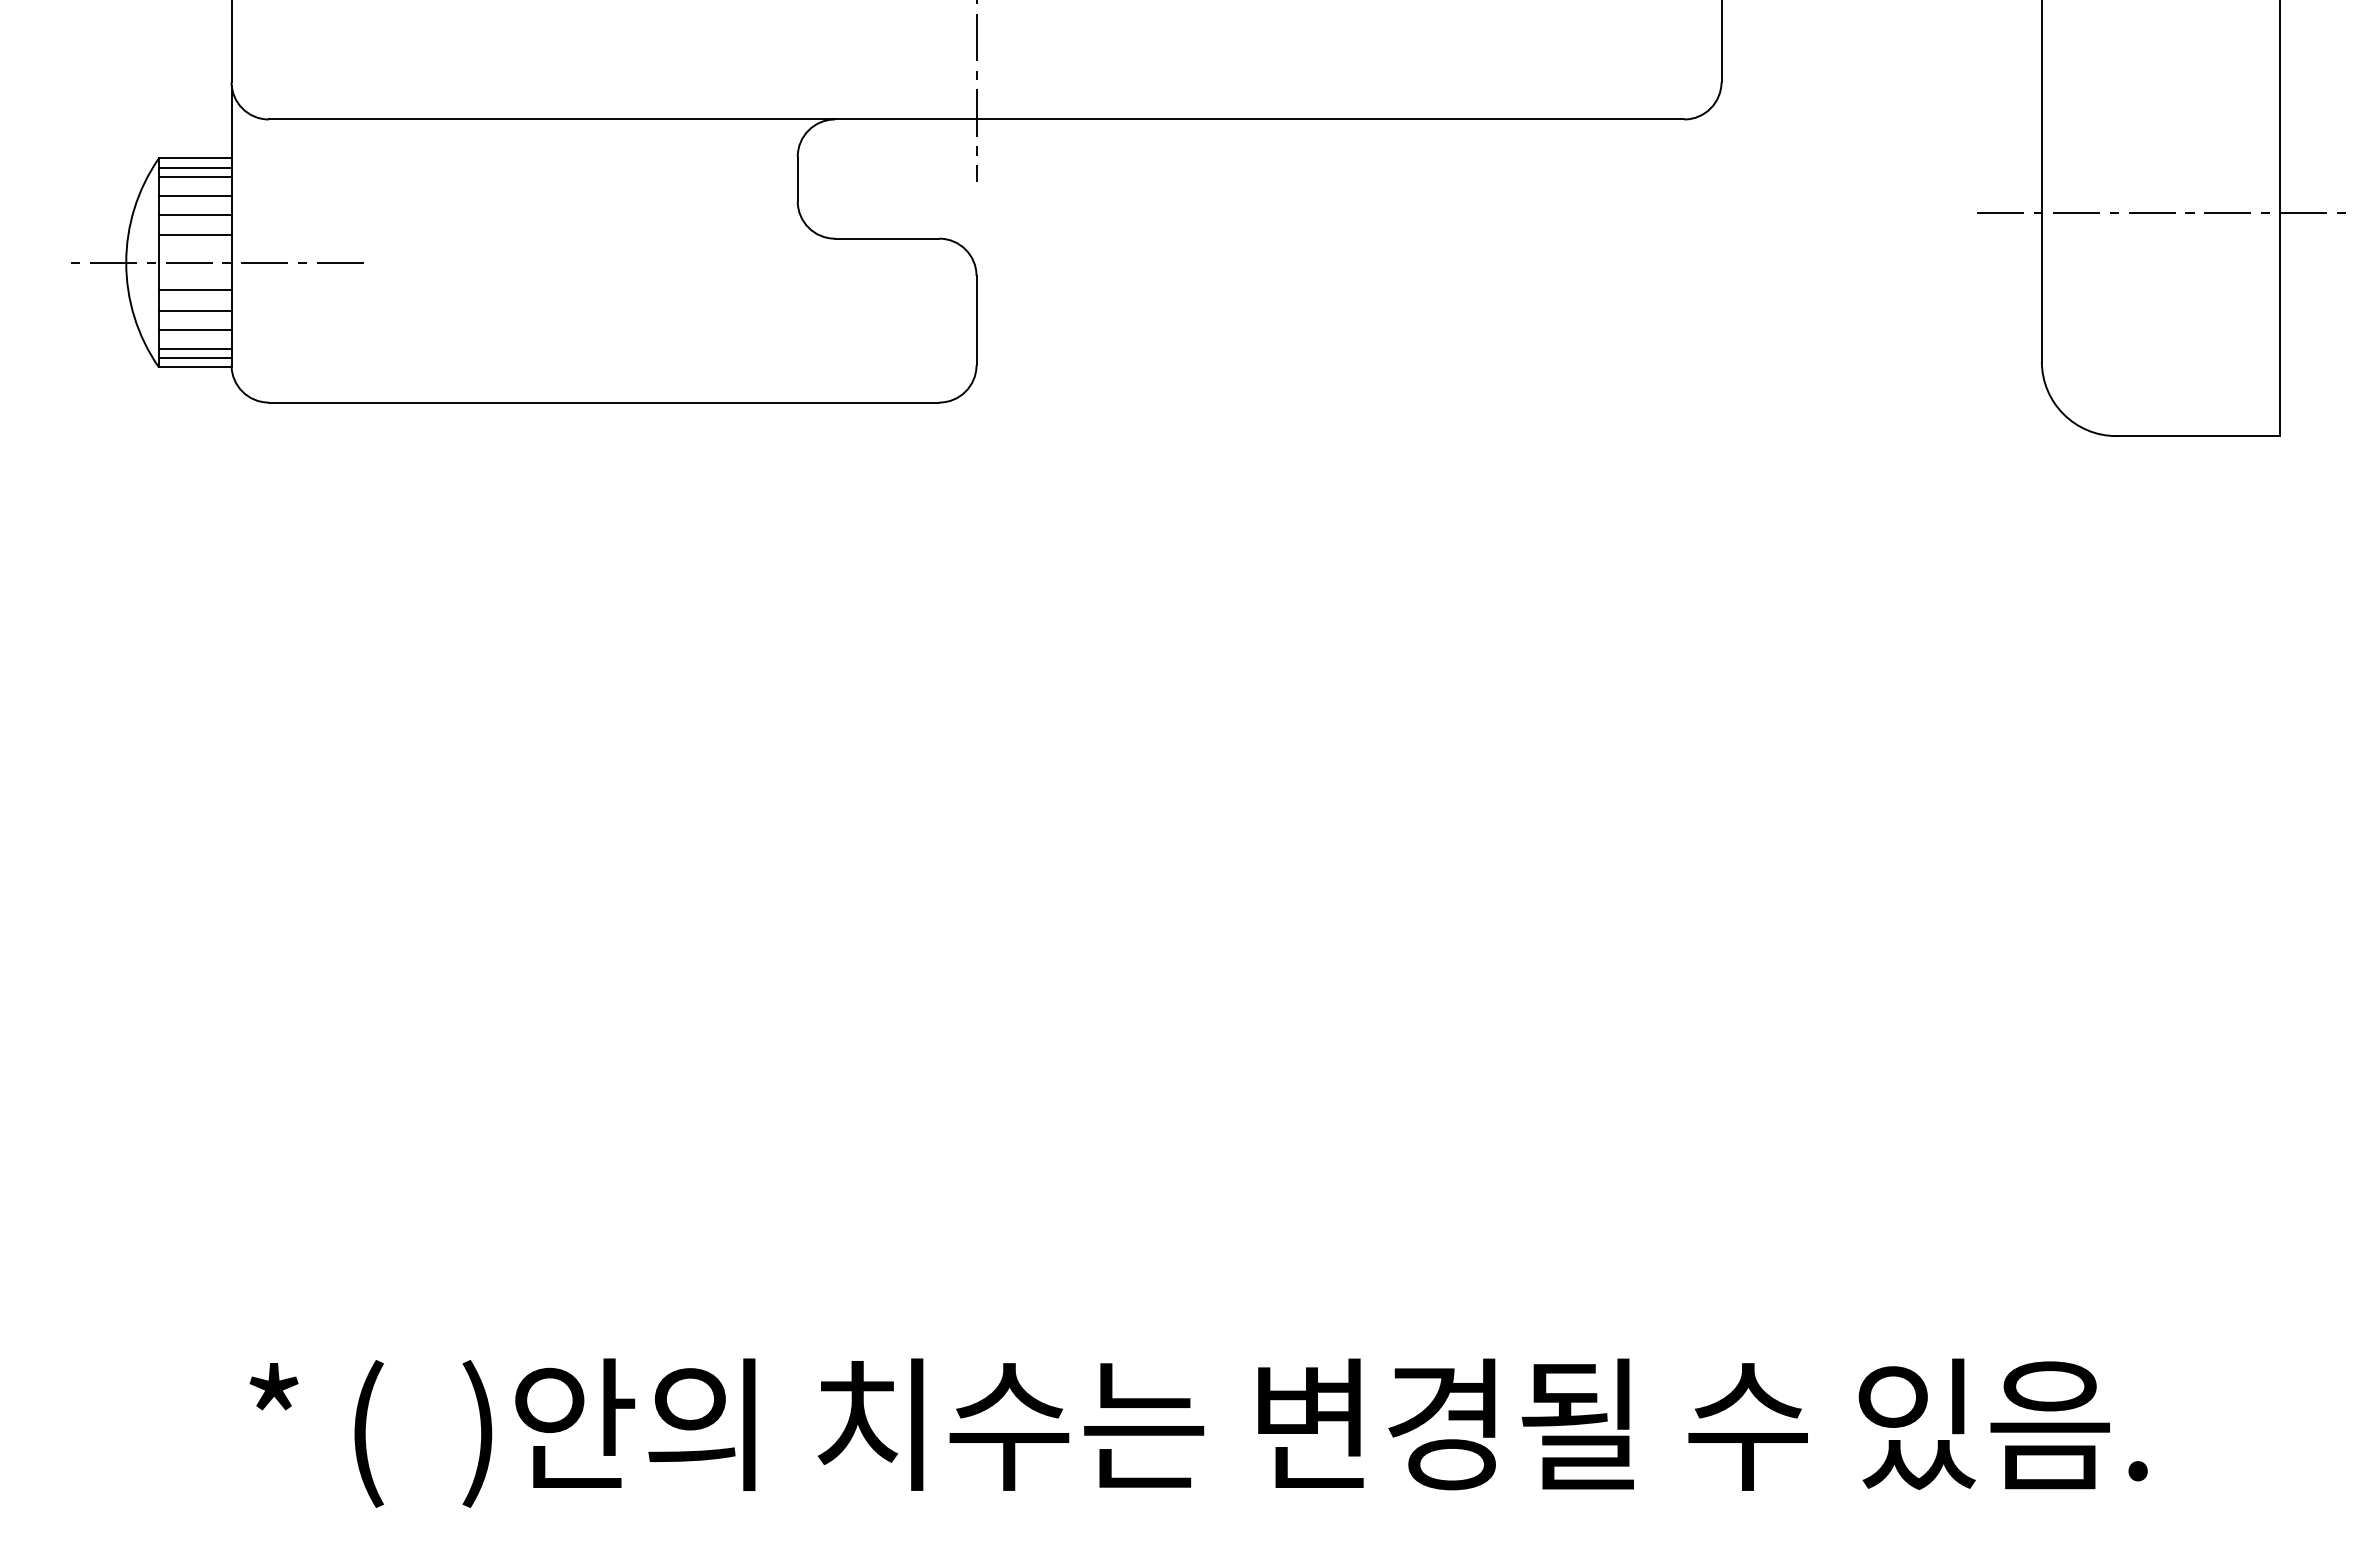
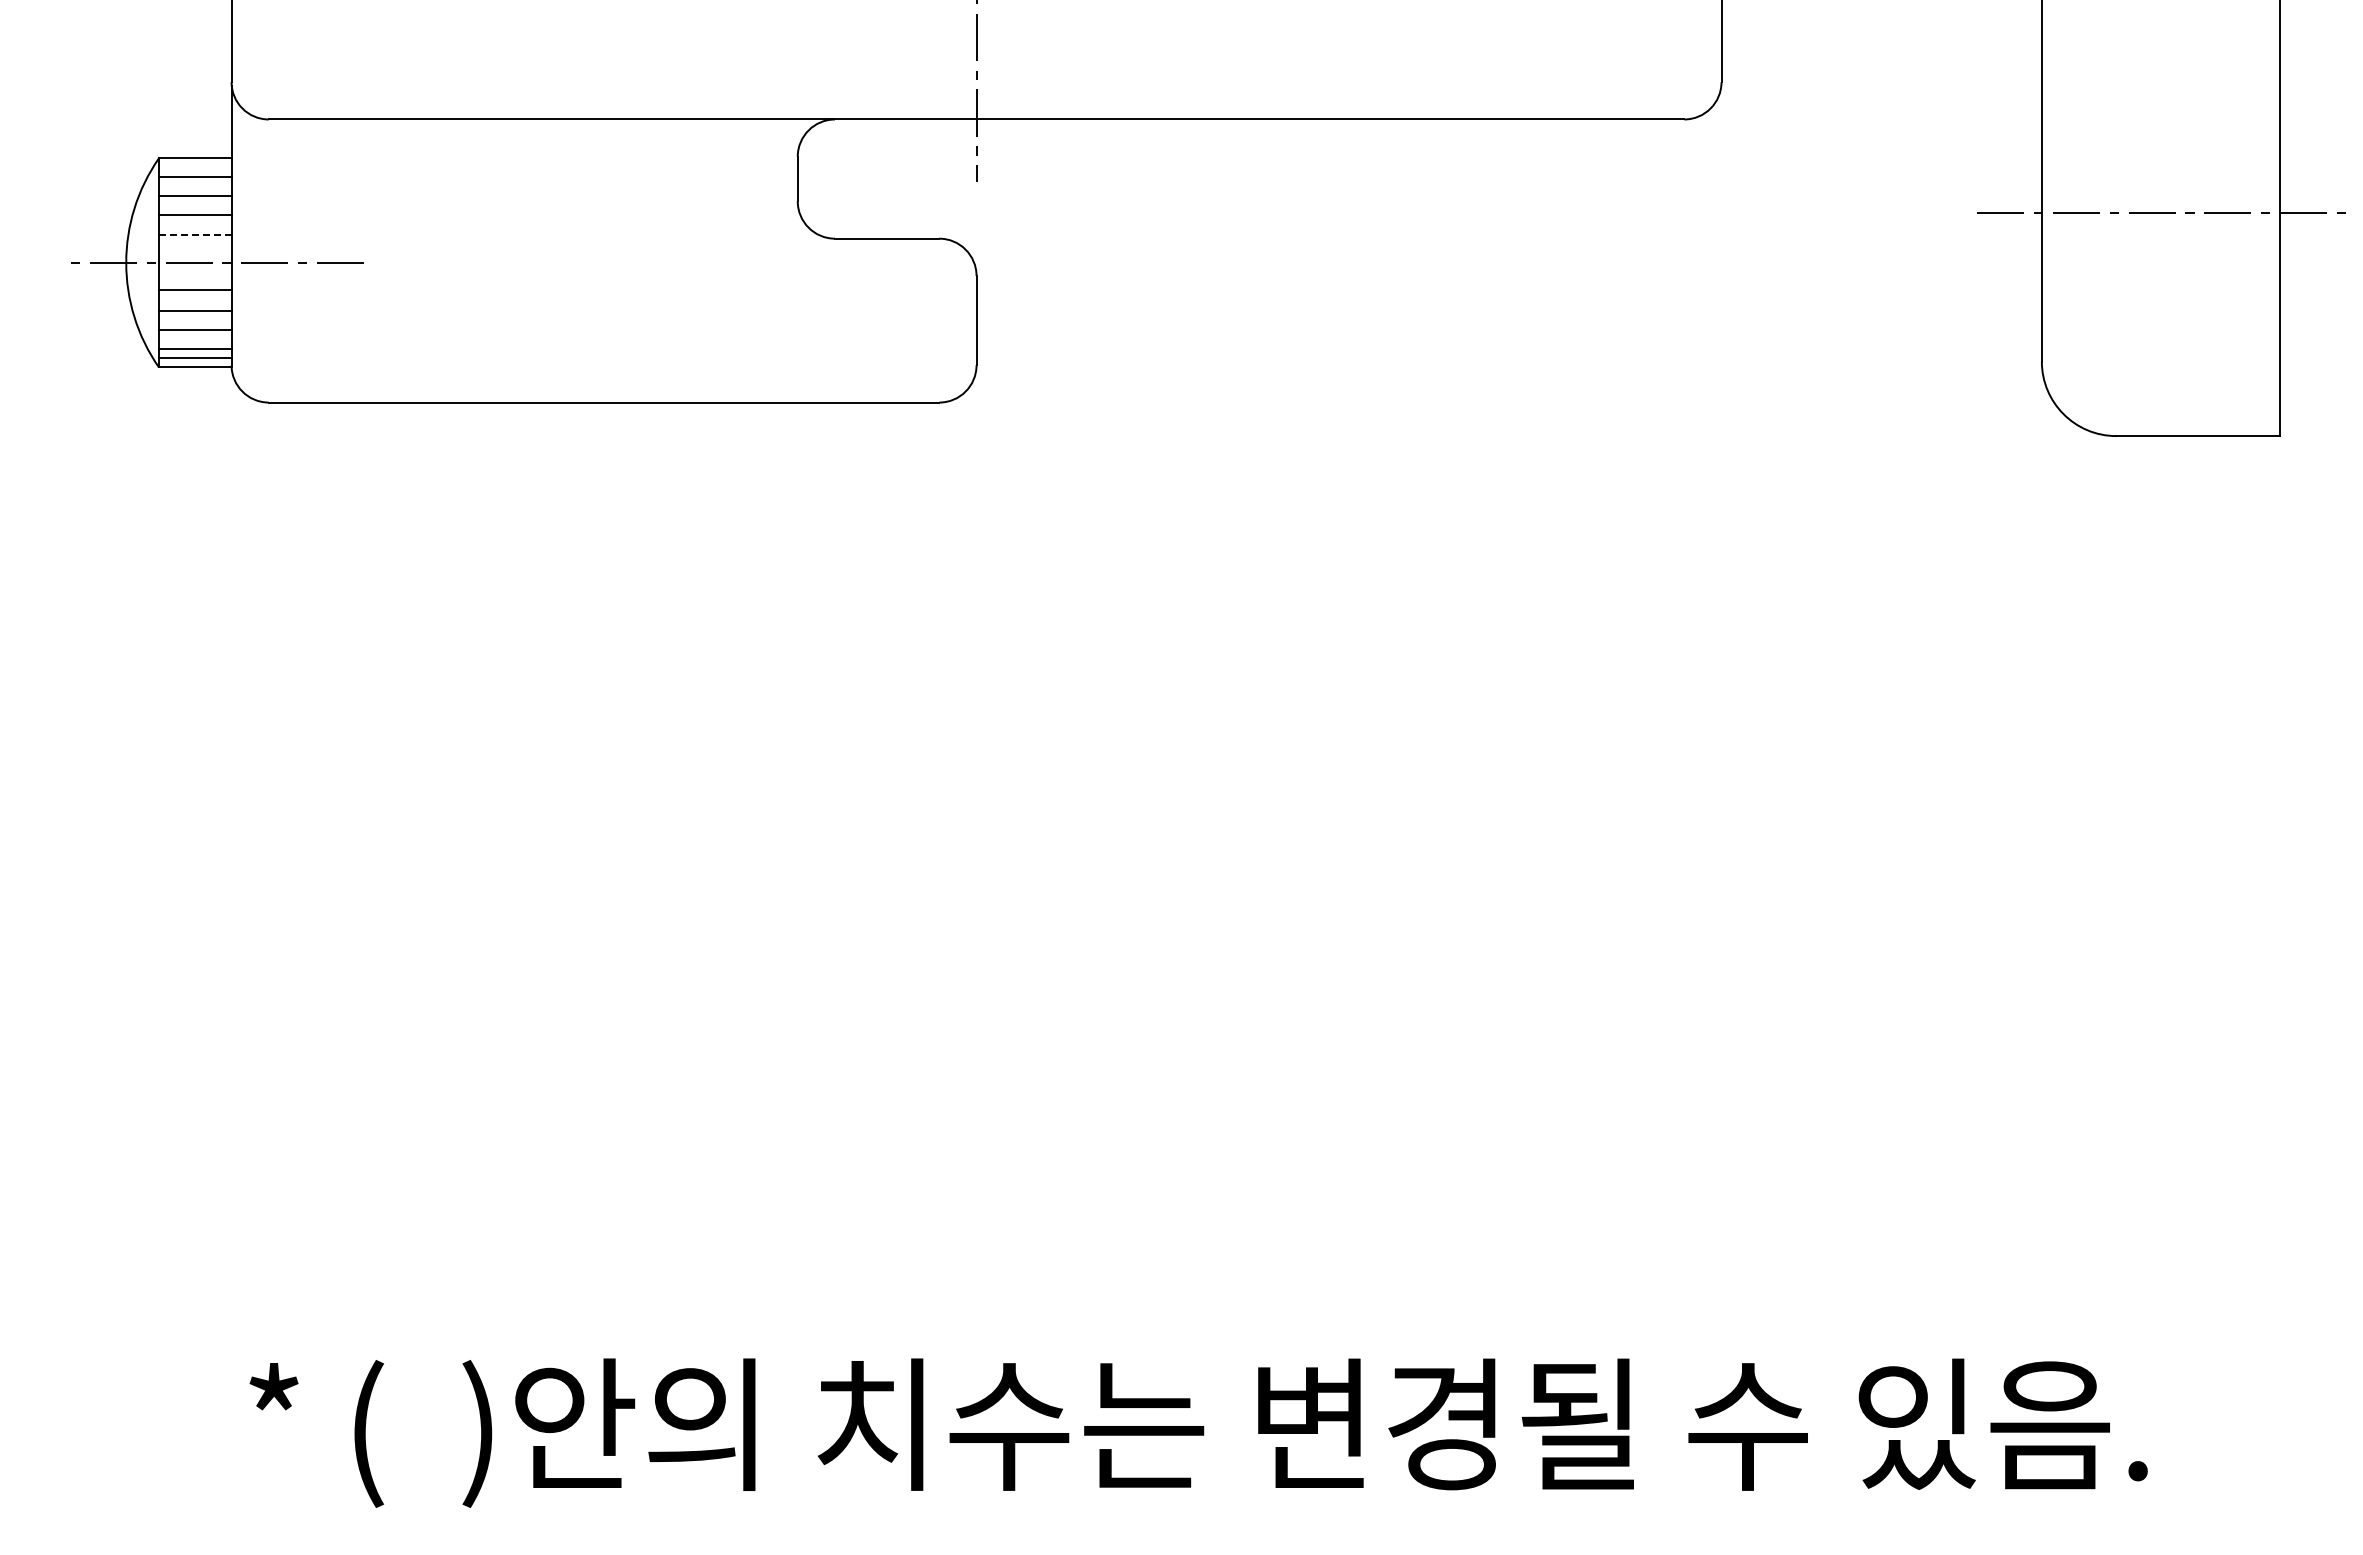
line: present -> none (195, 168)
line: solid -> dashed (195, 235)
